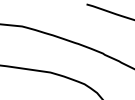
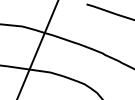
line: none -> present (37, 49)
